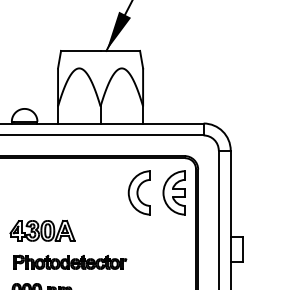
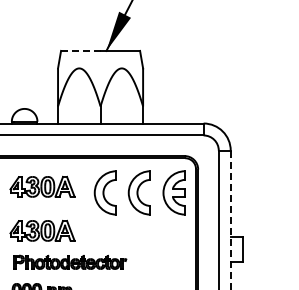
line: solid -> dashed (80, 50)
part: none -> present (42, 186)
part: none -> present (104, 192)
line: solid -> dashed (230, 220)
